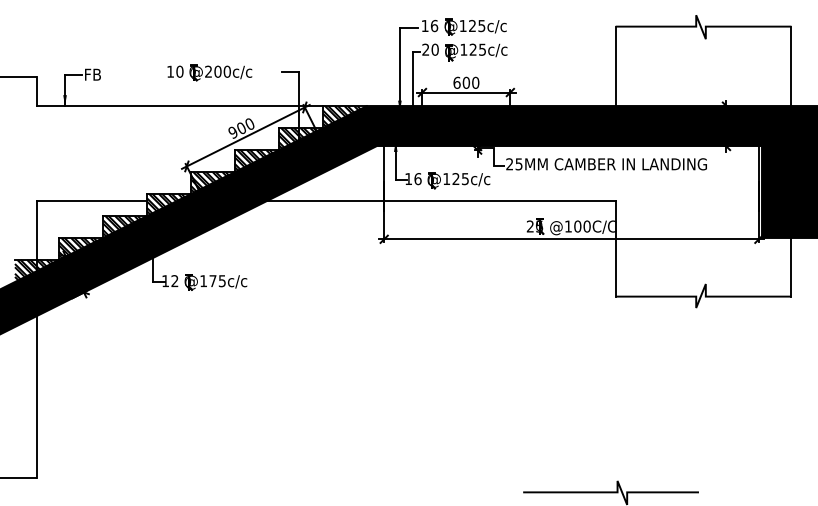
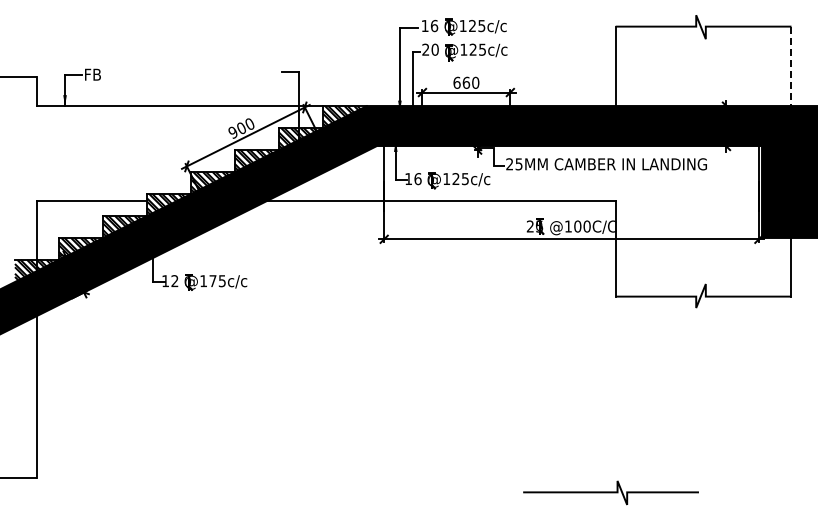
line: solid -> dashed (791, 66)
part: present -> none (209, 72)
text: 600 -> 660 (466, 82)
